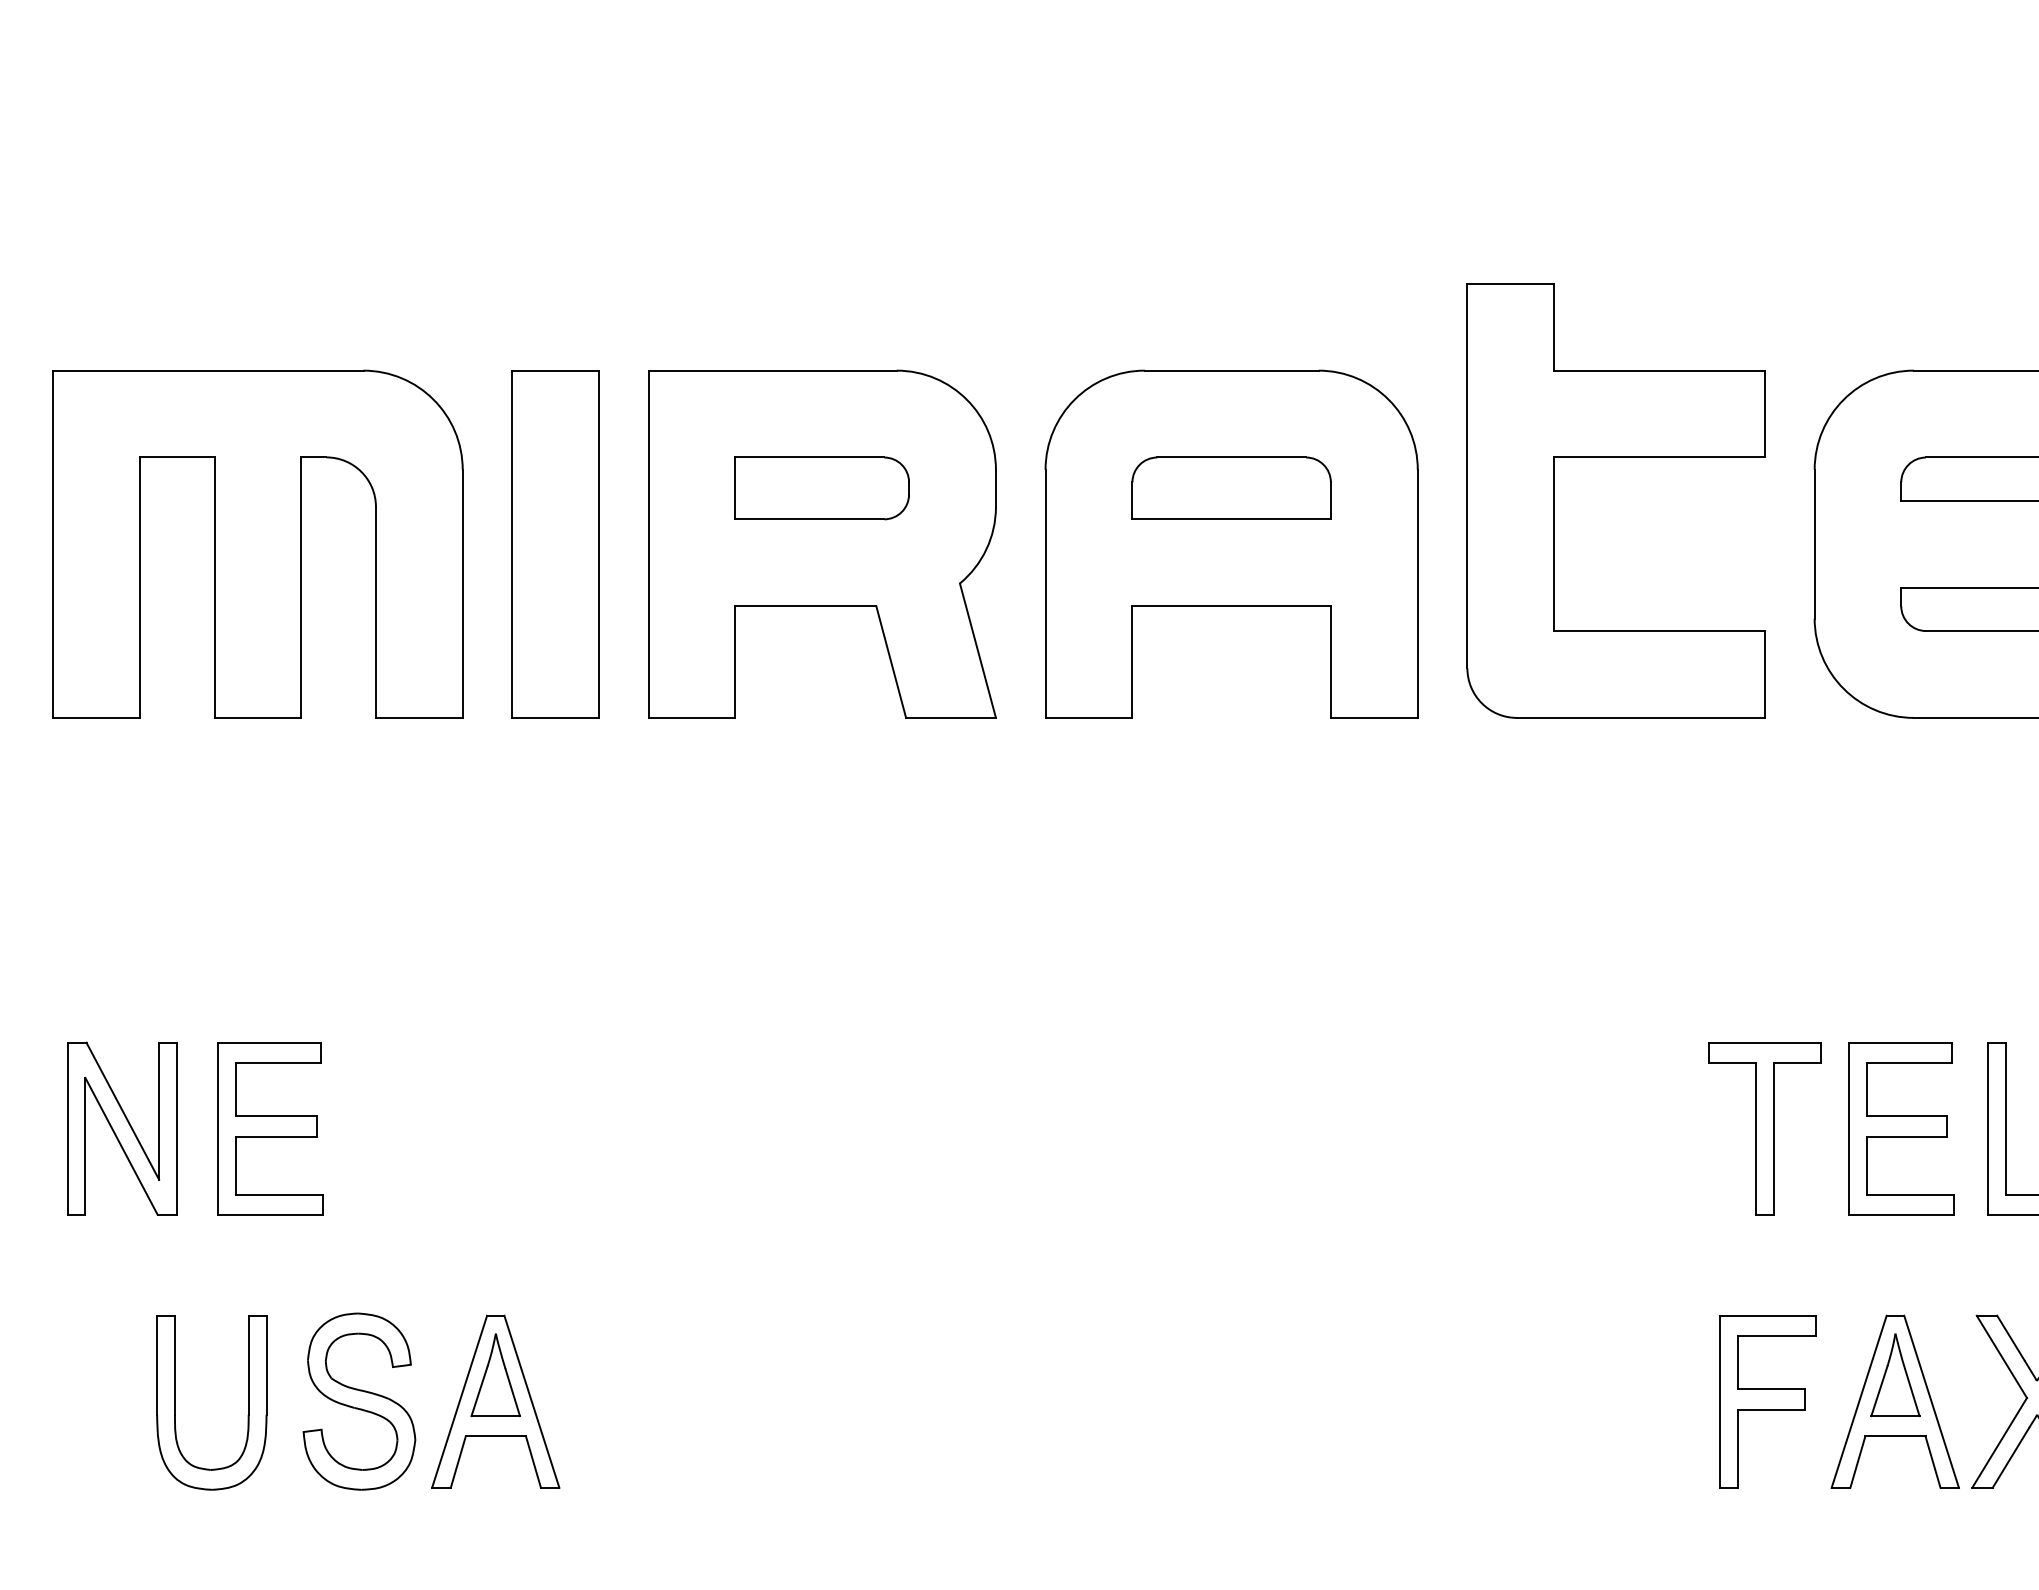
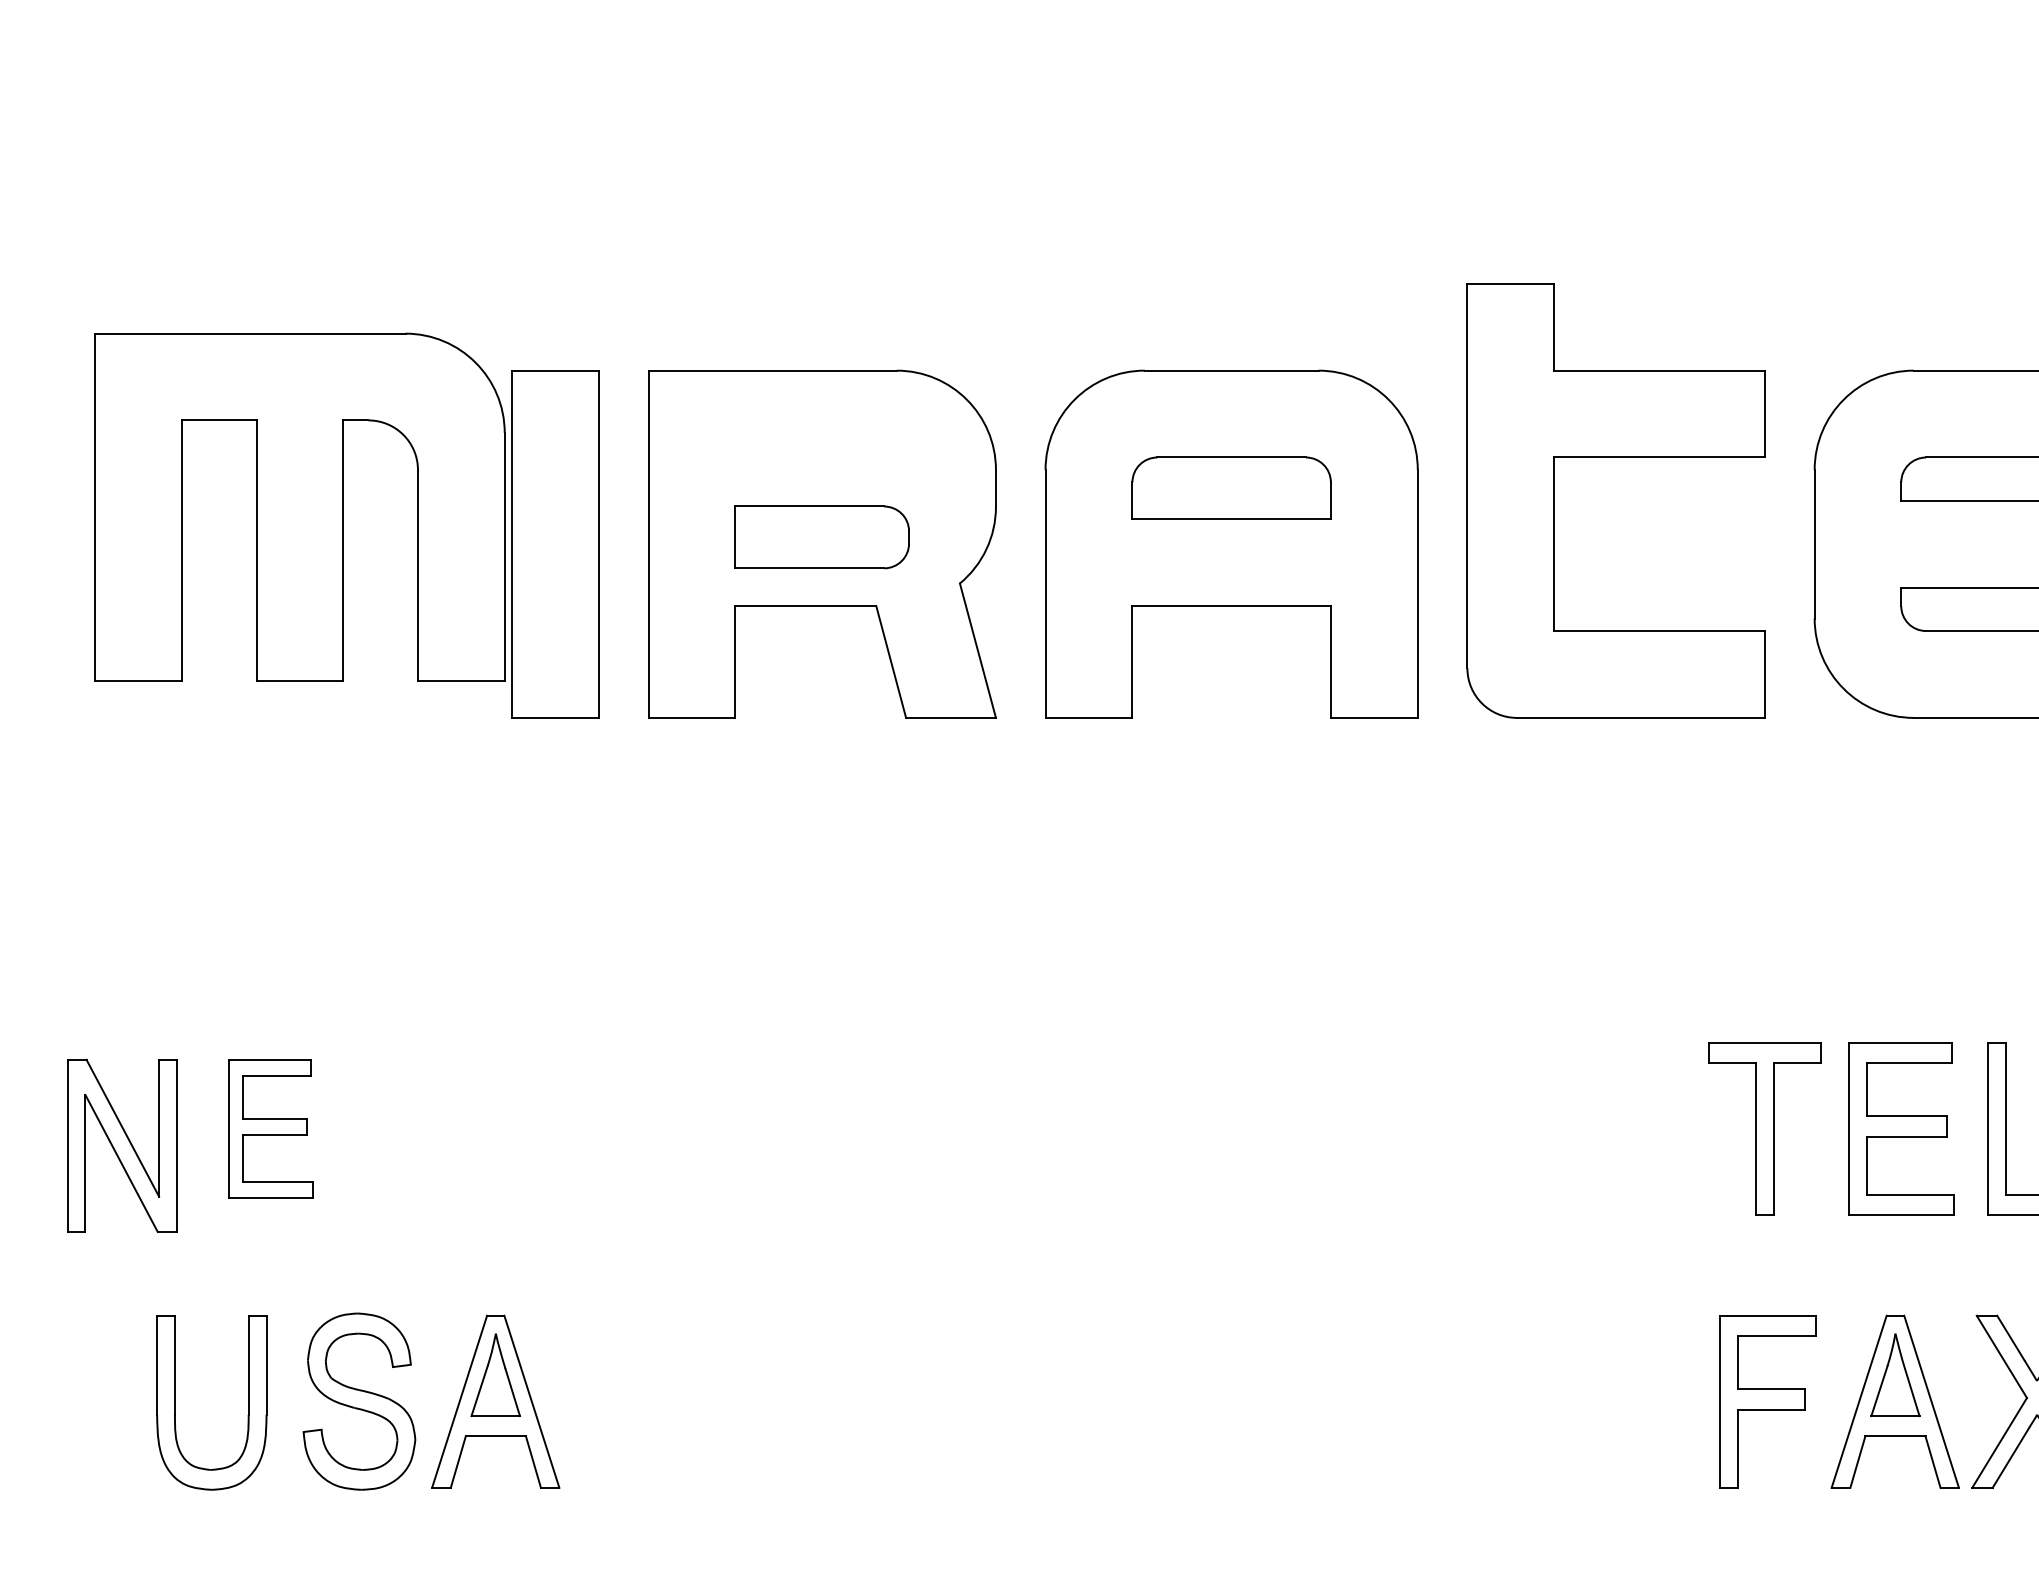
part position: (821, 488) -> (821, 537) (821, 537)
part position: (257, 543) -> (299, 506) (299, 506)
part position: (122, 1128) -> (122, 1145) (122, 1145)
part size: 107x174 px -> 86x140 px (270, 1128)
